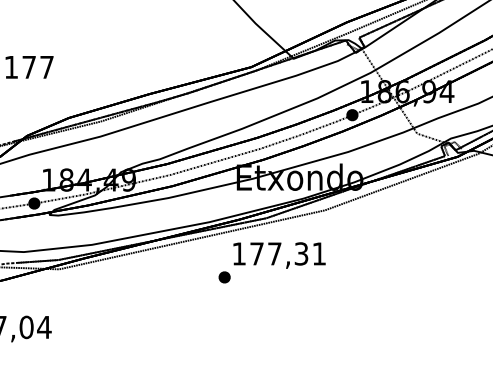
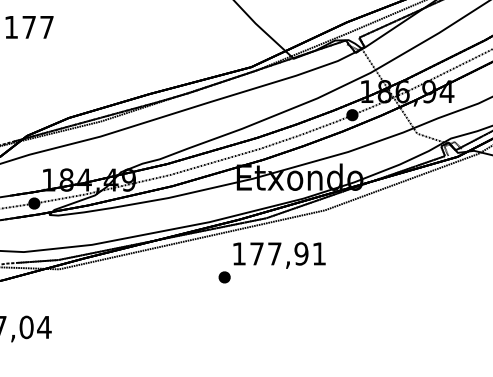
text position: (29, 67) -> (29, 27) (29, 27)
text: 177,31 -> 177,91 (301, 253)
